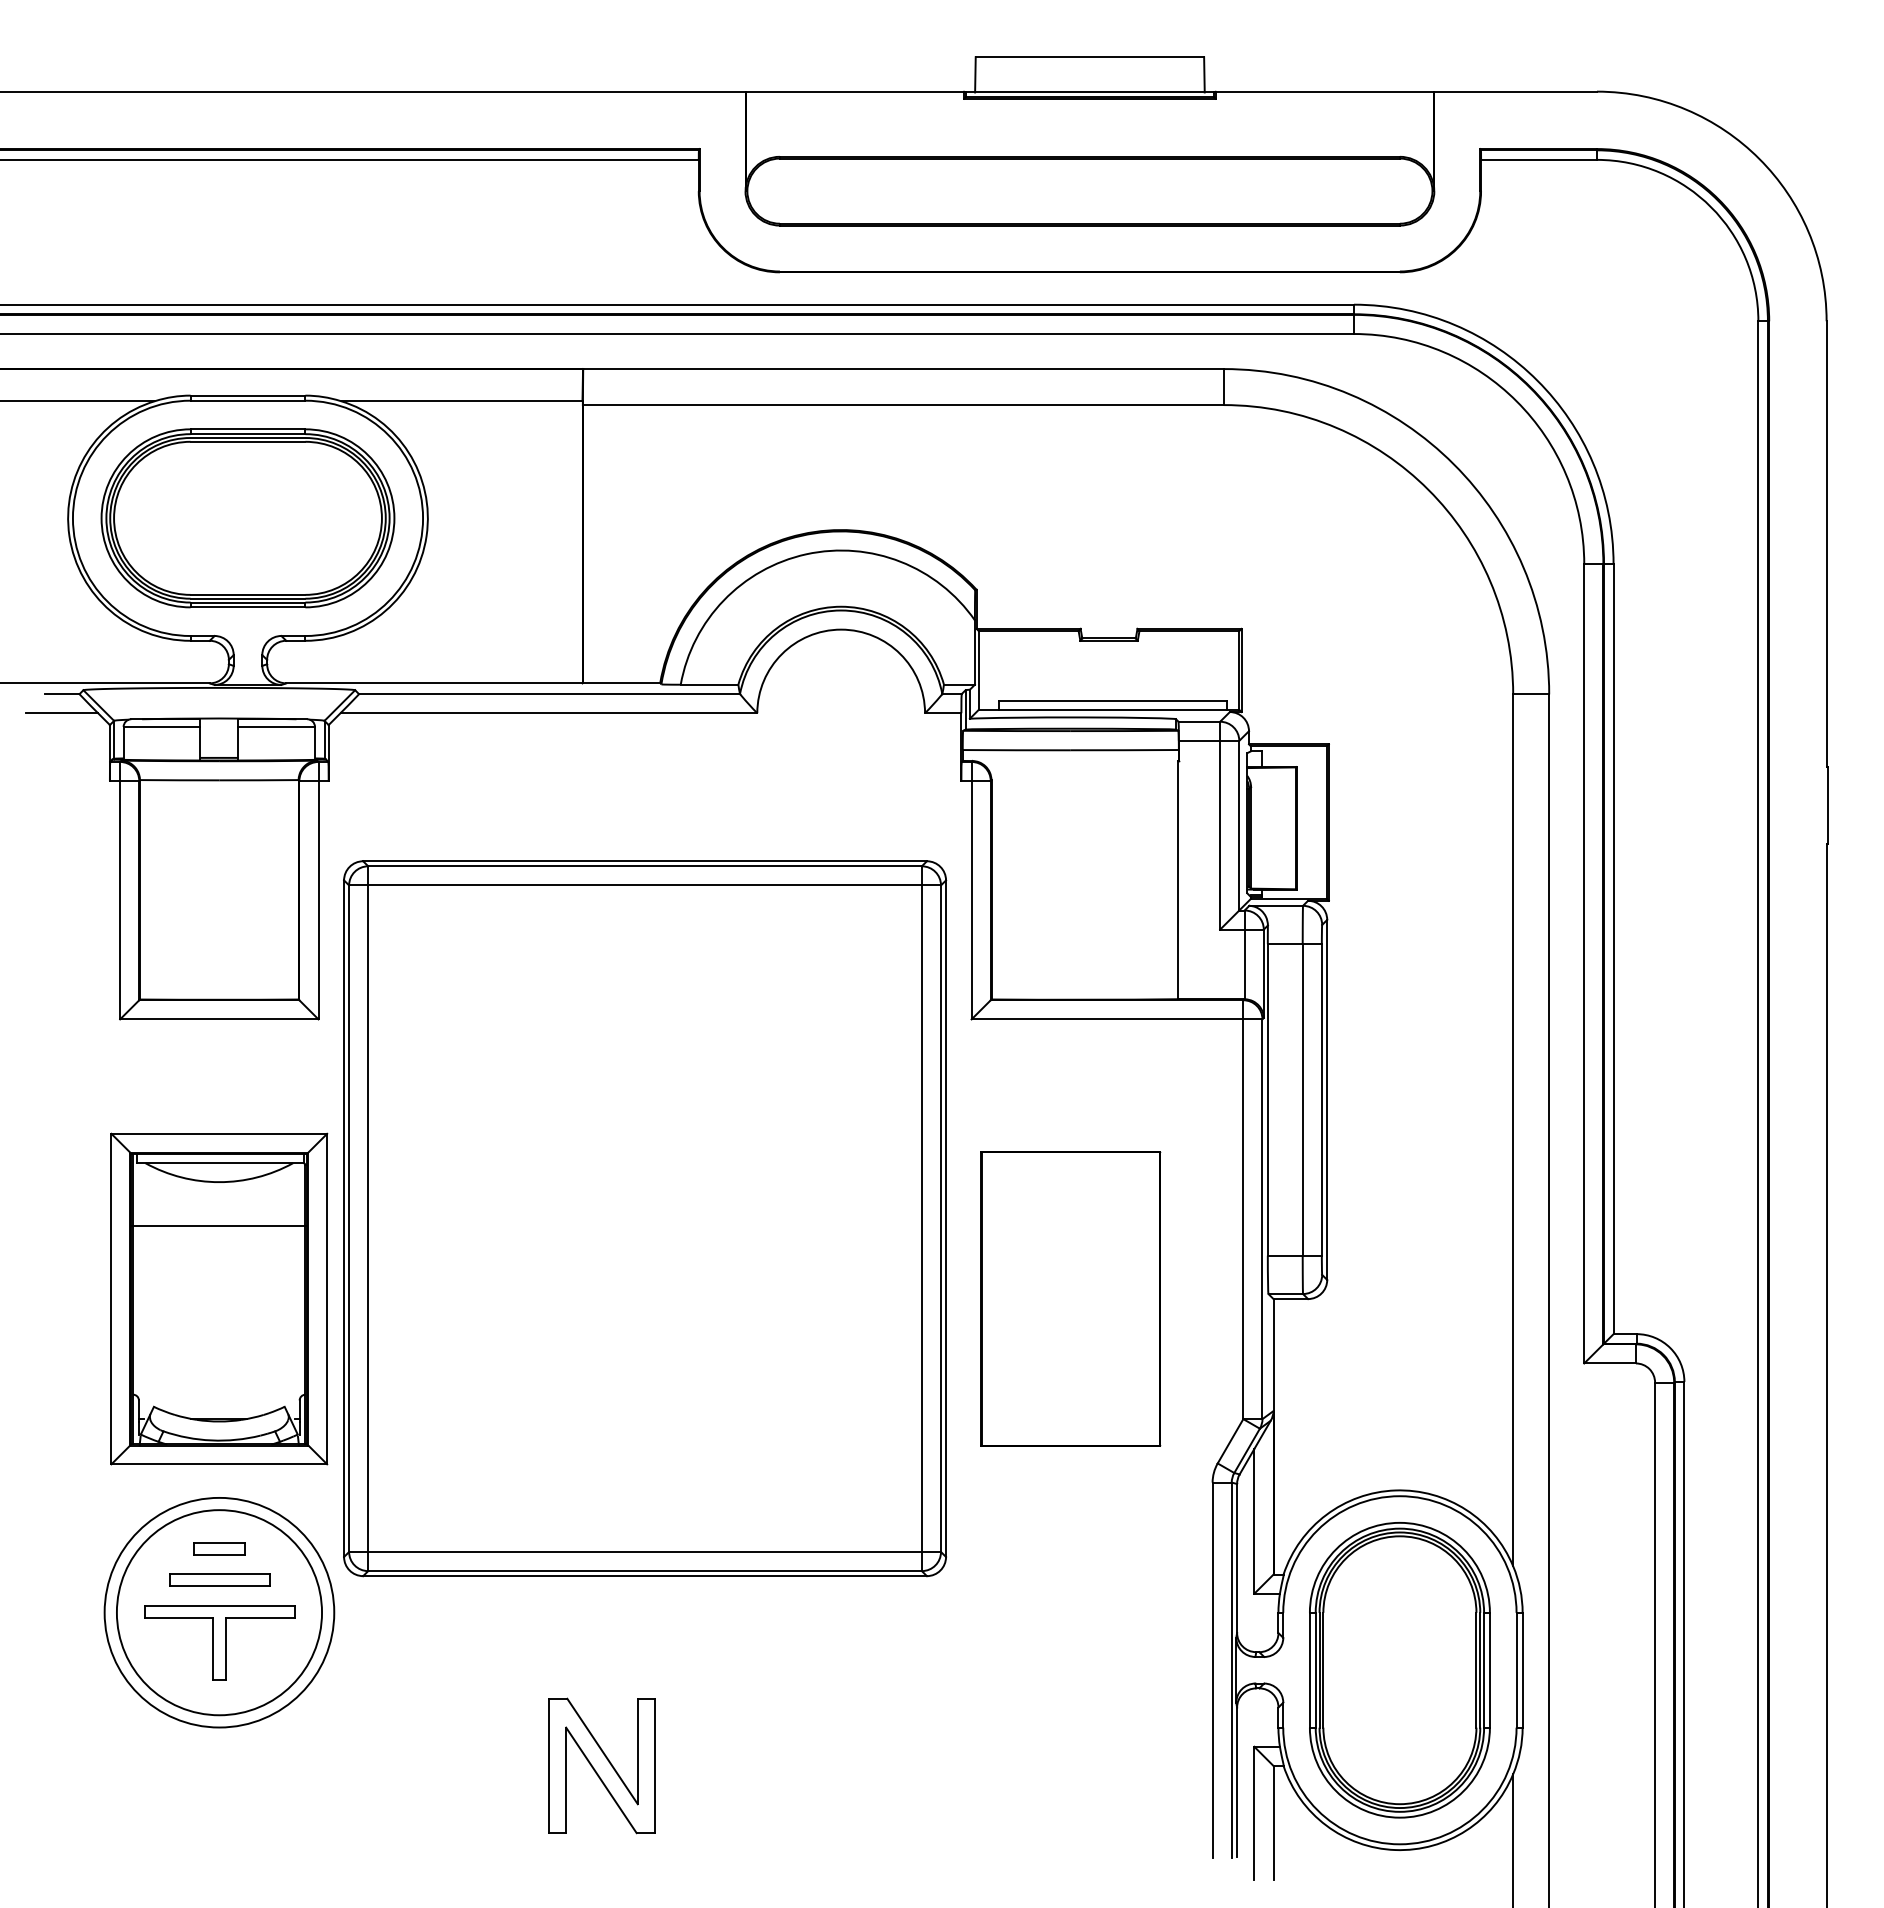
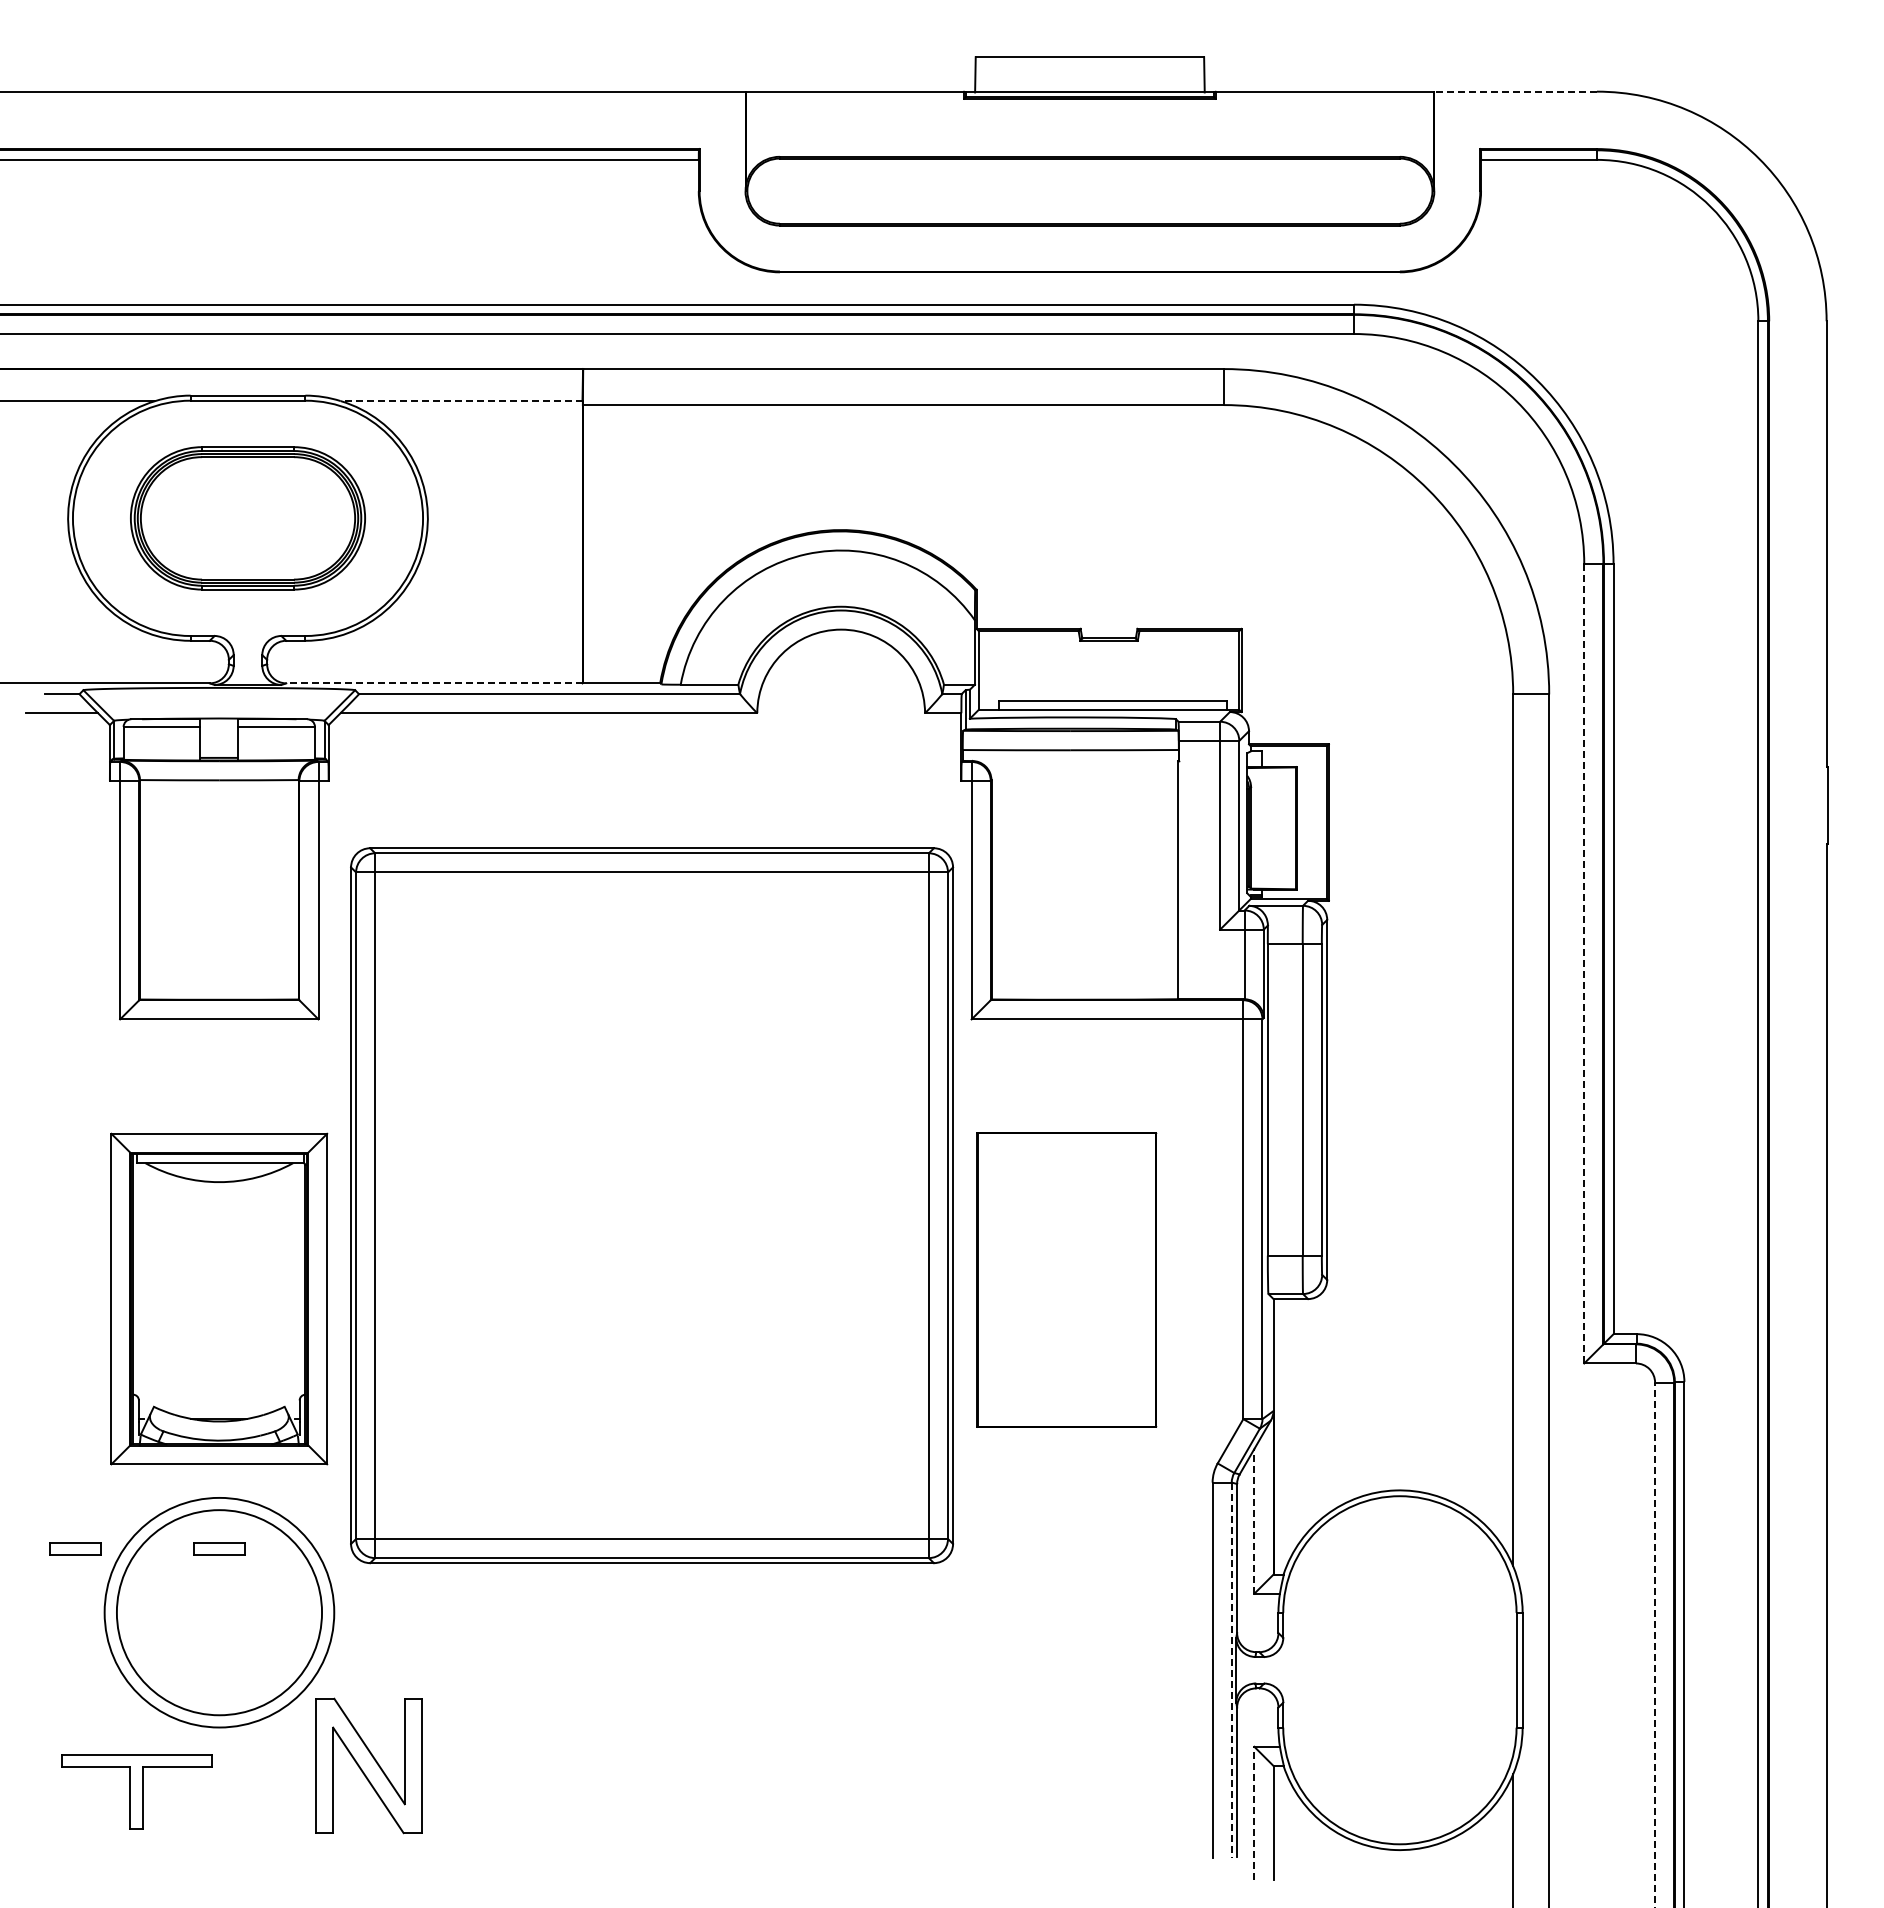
line: solid -> dashed (1515, 91)
line: solid -> dashed (461, 401)
part size: 296x181 px -> 236x145 px (247, 518)
line: solid -> dashed (433, 683)
line: solid -> dashed (1584, 963)
part position: (645, 1218) -> (652, 1205) (652, 1205)
line: present -> none (219, 1226)
part position: (1070, 1298) -> (1066, 1279) (1066, 1279)
line: solid -> dashed (1254, 1520)
part: none -> present (75, 1548)
part: present -> none (219, 1579)
part position: (219, 1642) -> (136, 1791) (136, 1791)
line: solid -> dashed (1655, 1644)
line: solid -> dashed (1231, 1670)
part: present -> none (1399, 1670)
part position: (601, 1765) -> (368, 1765) (368, 1765)
line: solid -> dashed (1254, 1813)
